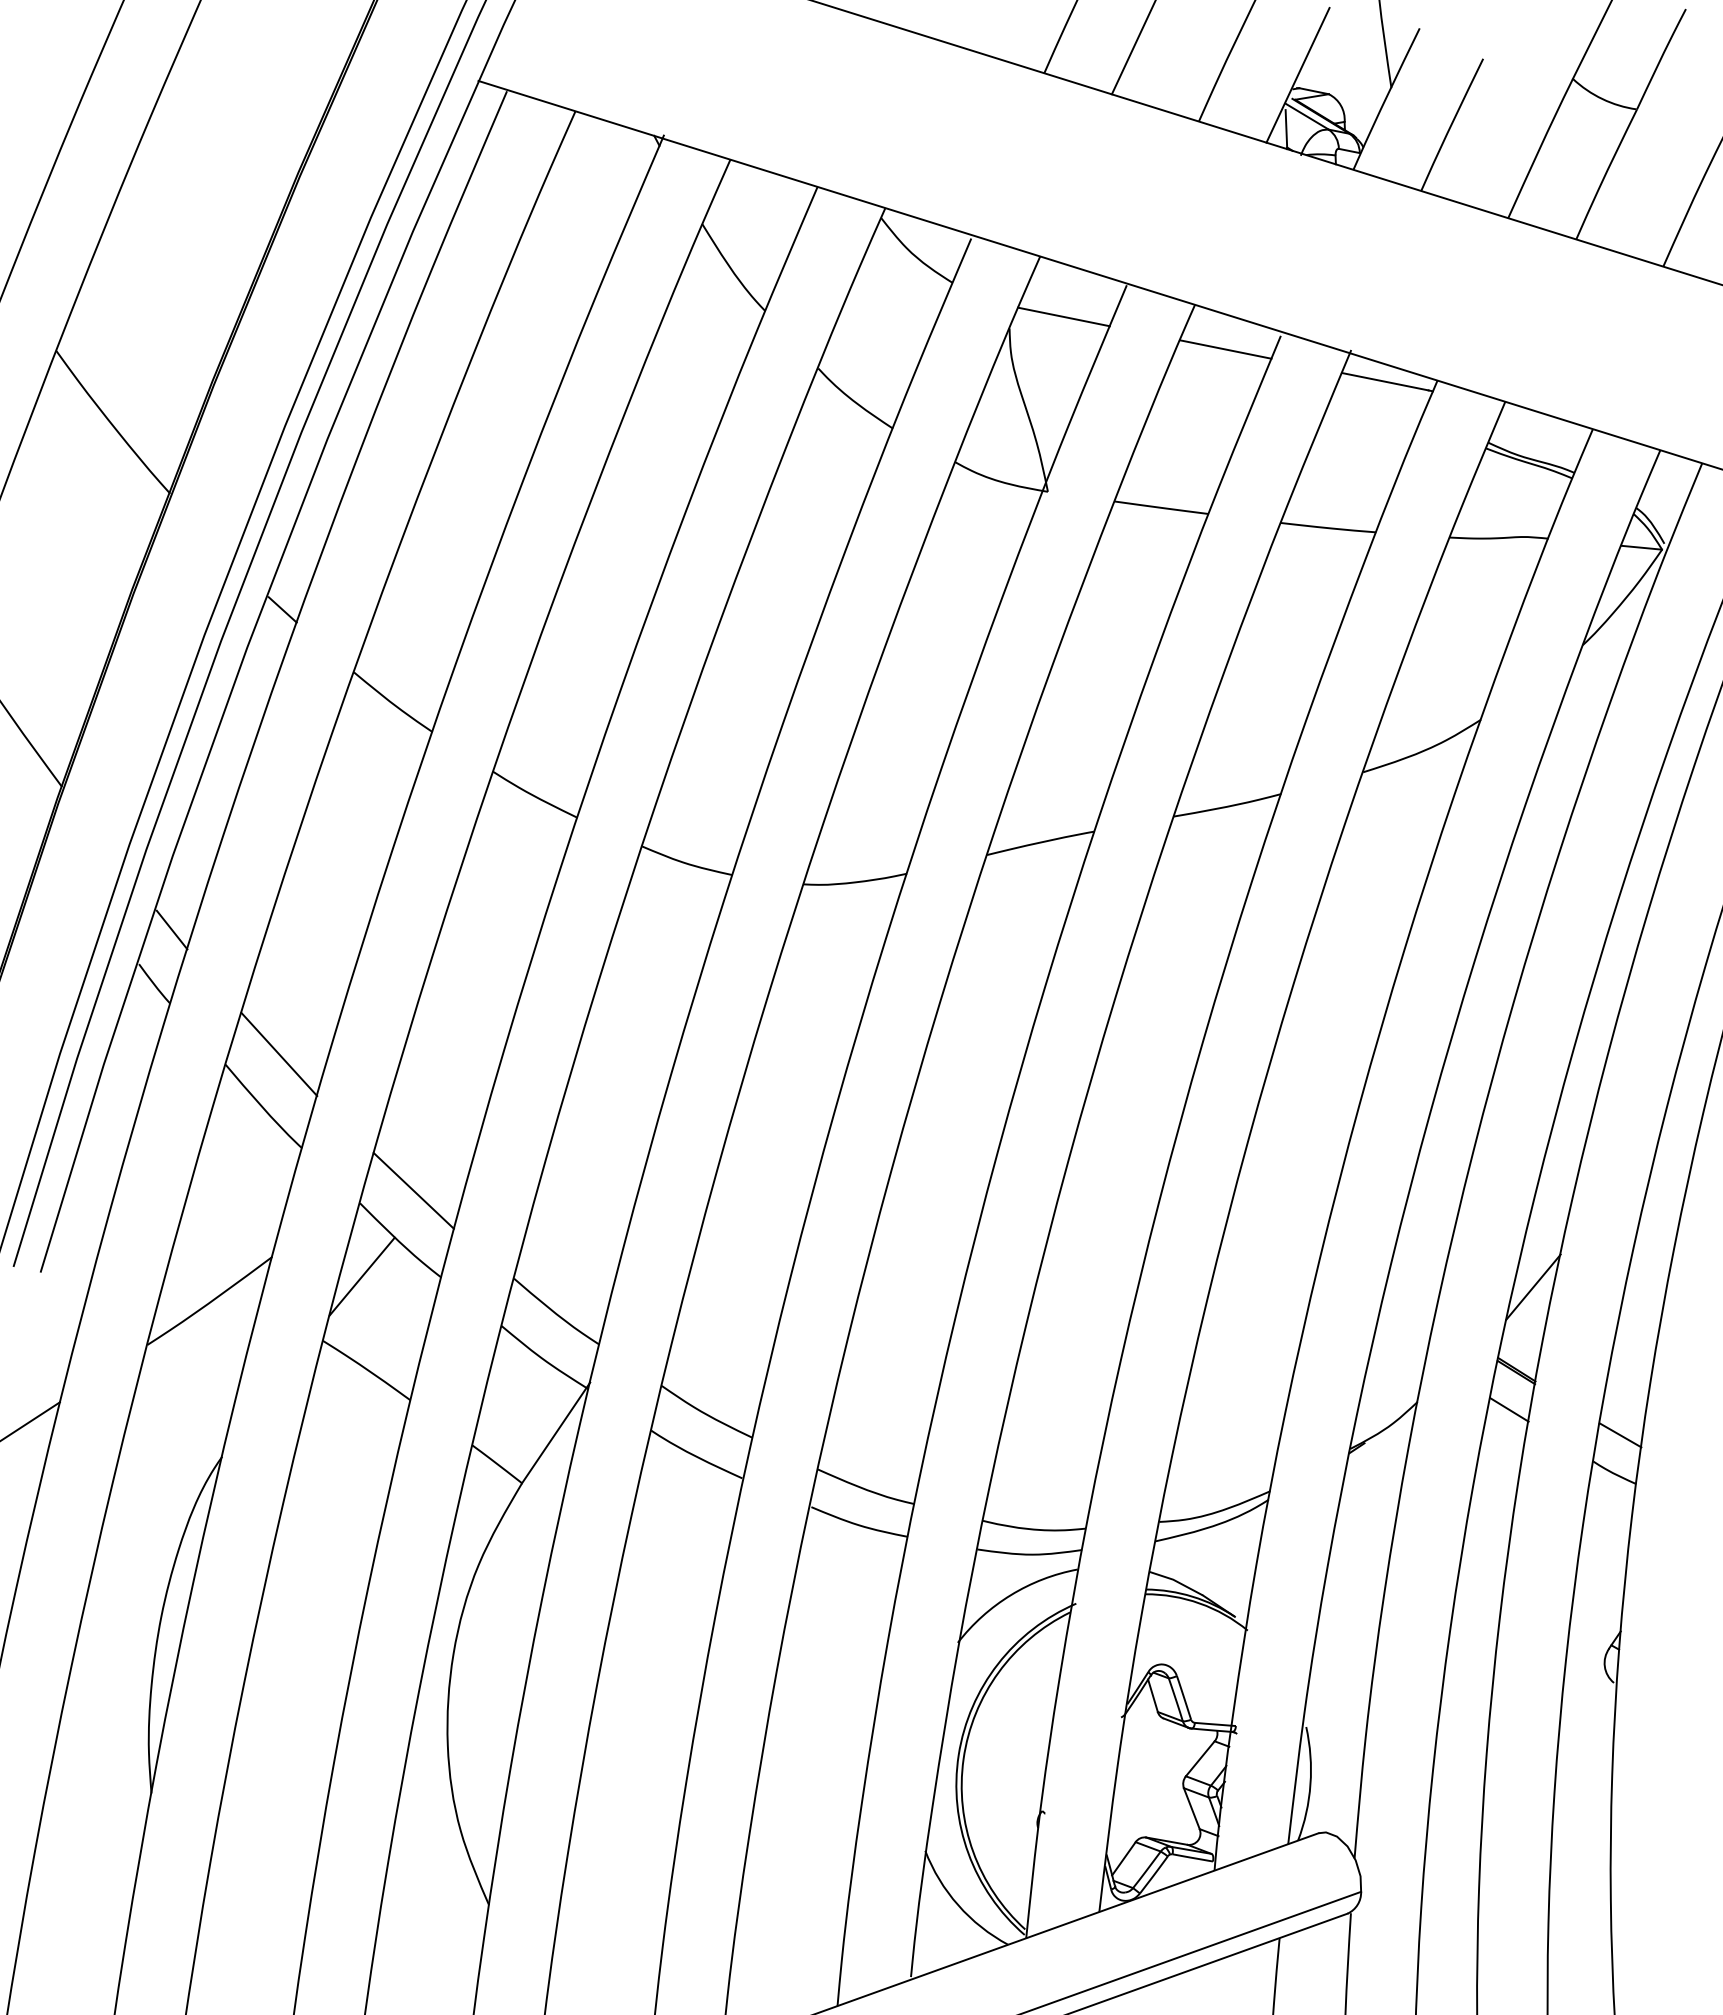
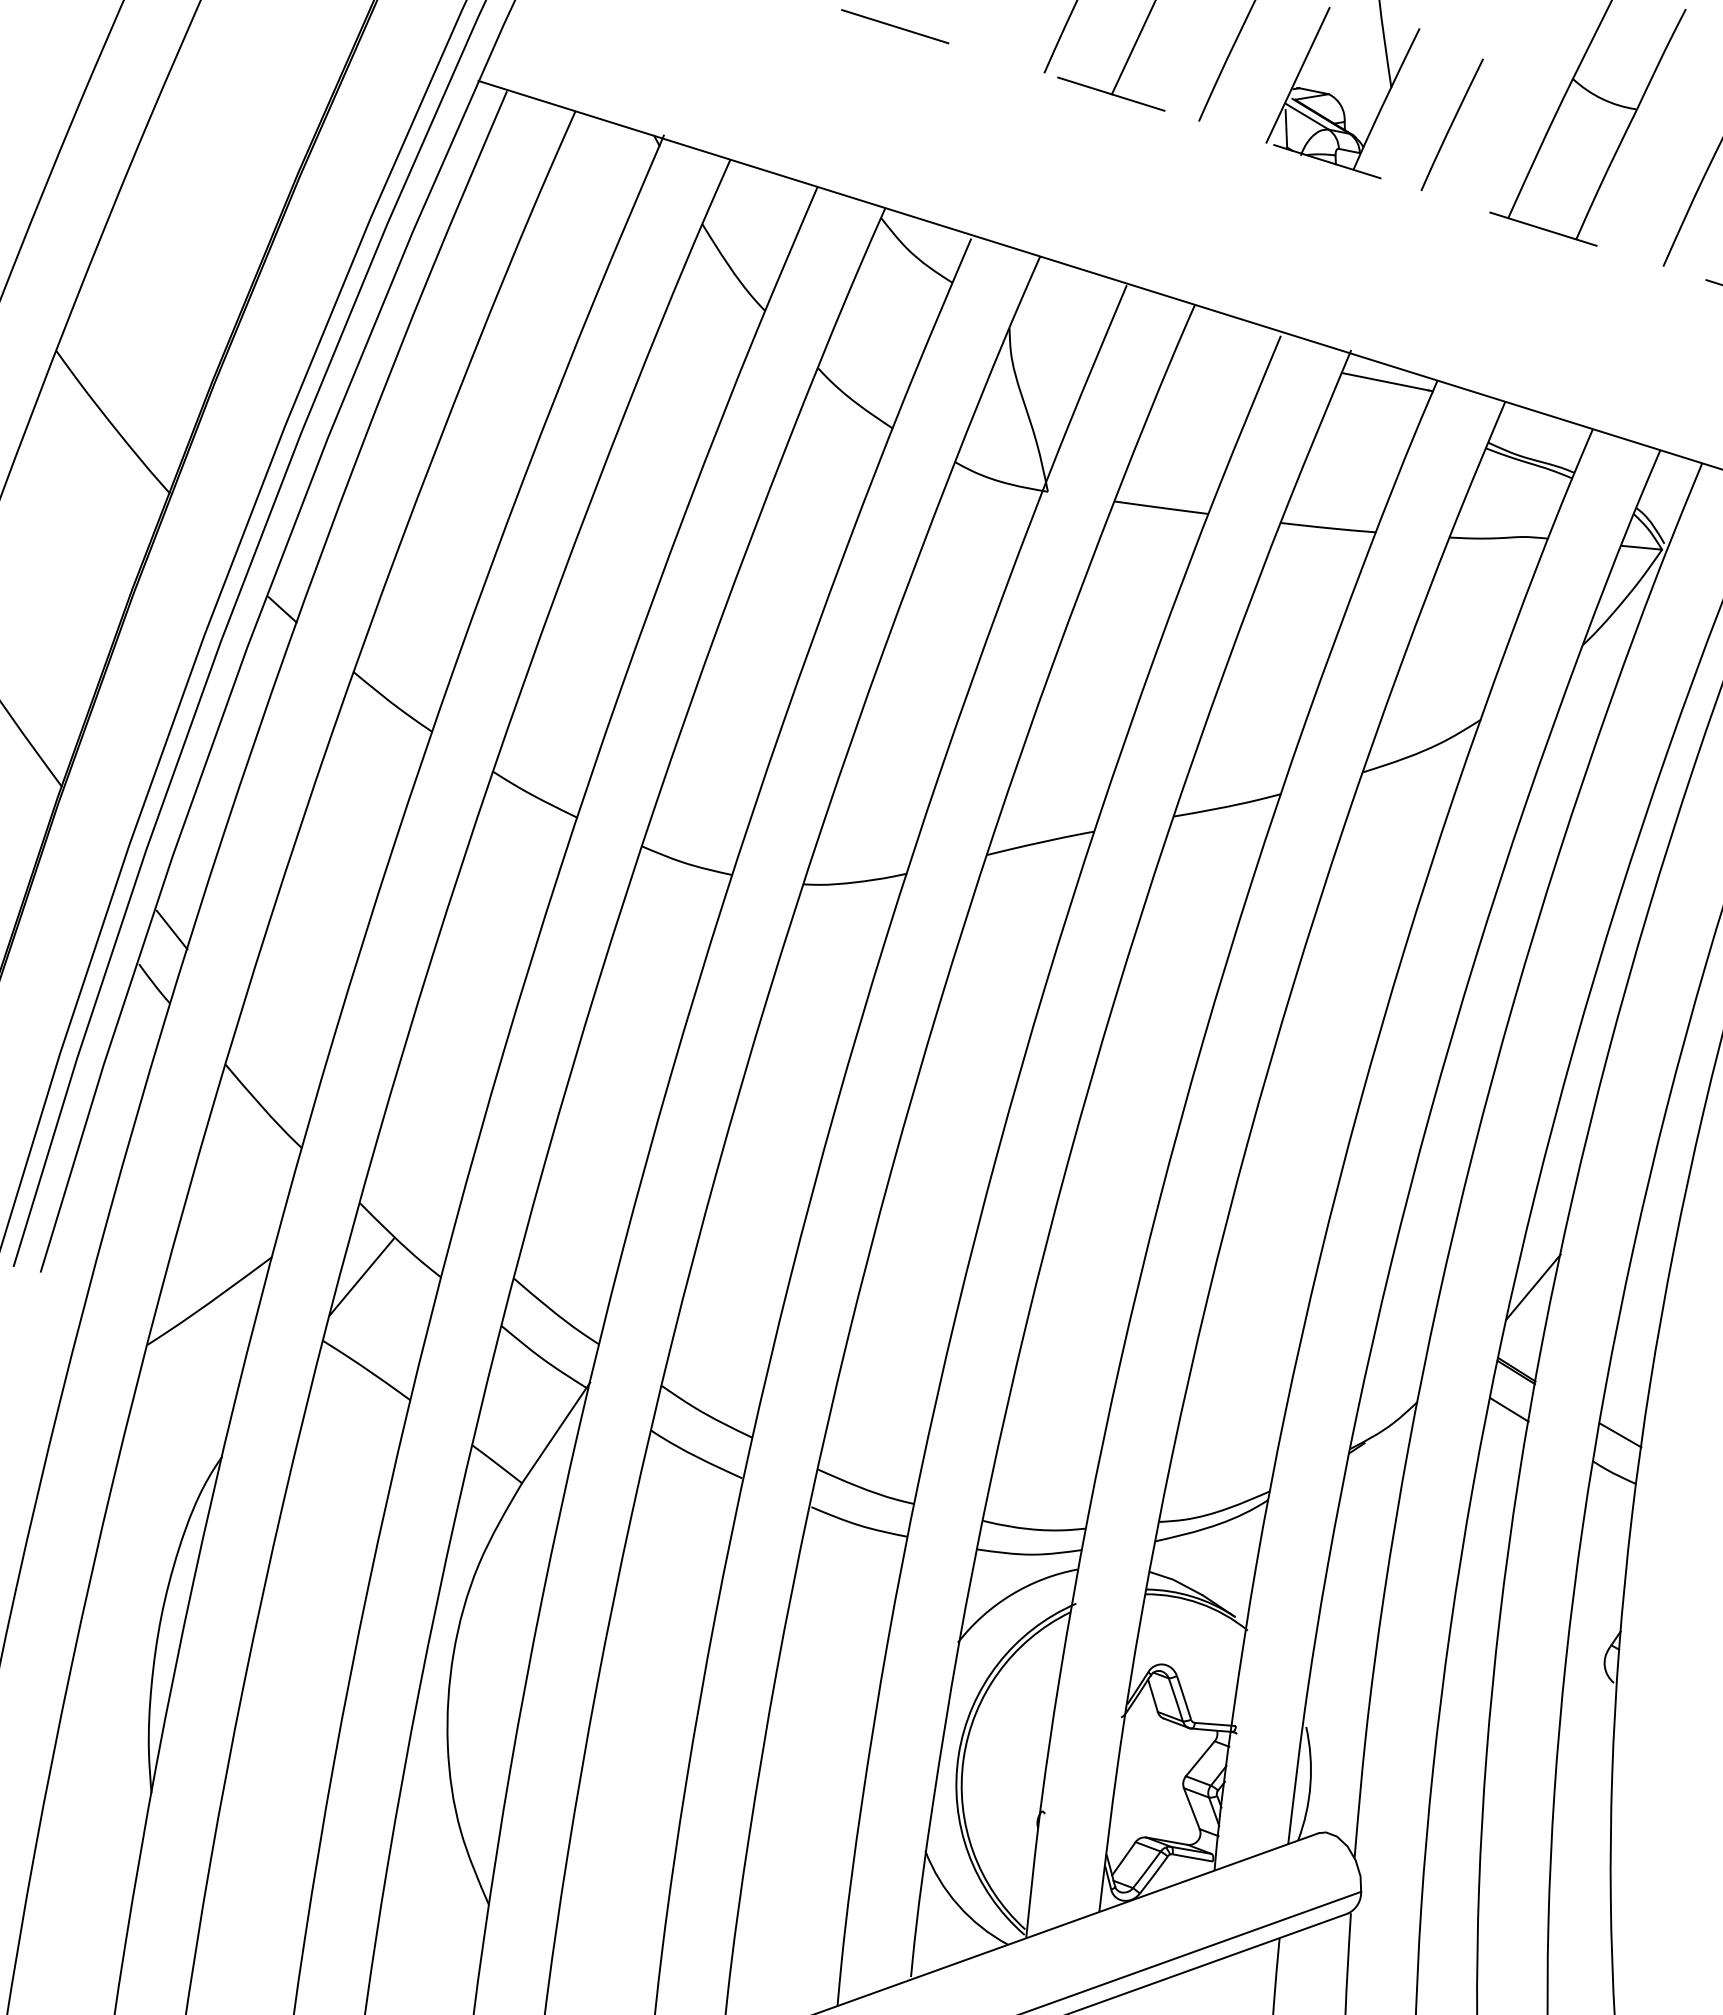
line: solid -> dashed (1266, 142)
line: present -> none (1063, 316)
line: present -> none (1225, 349)
line: present -> none (279, 1054)
line: present -> none (413, 1190)
line: present -> none (30, 1420)
